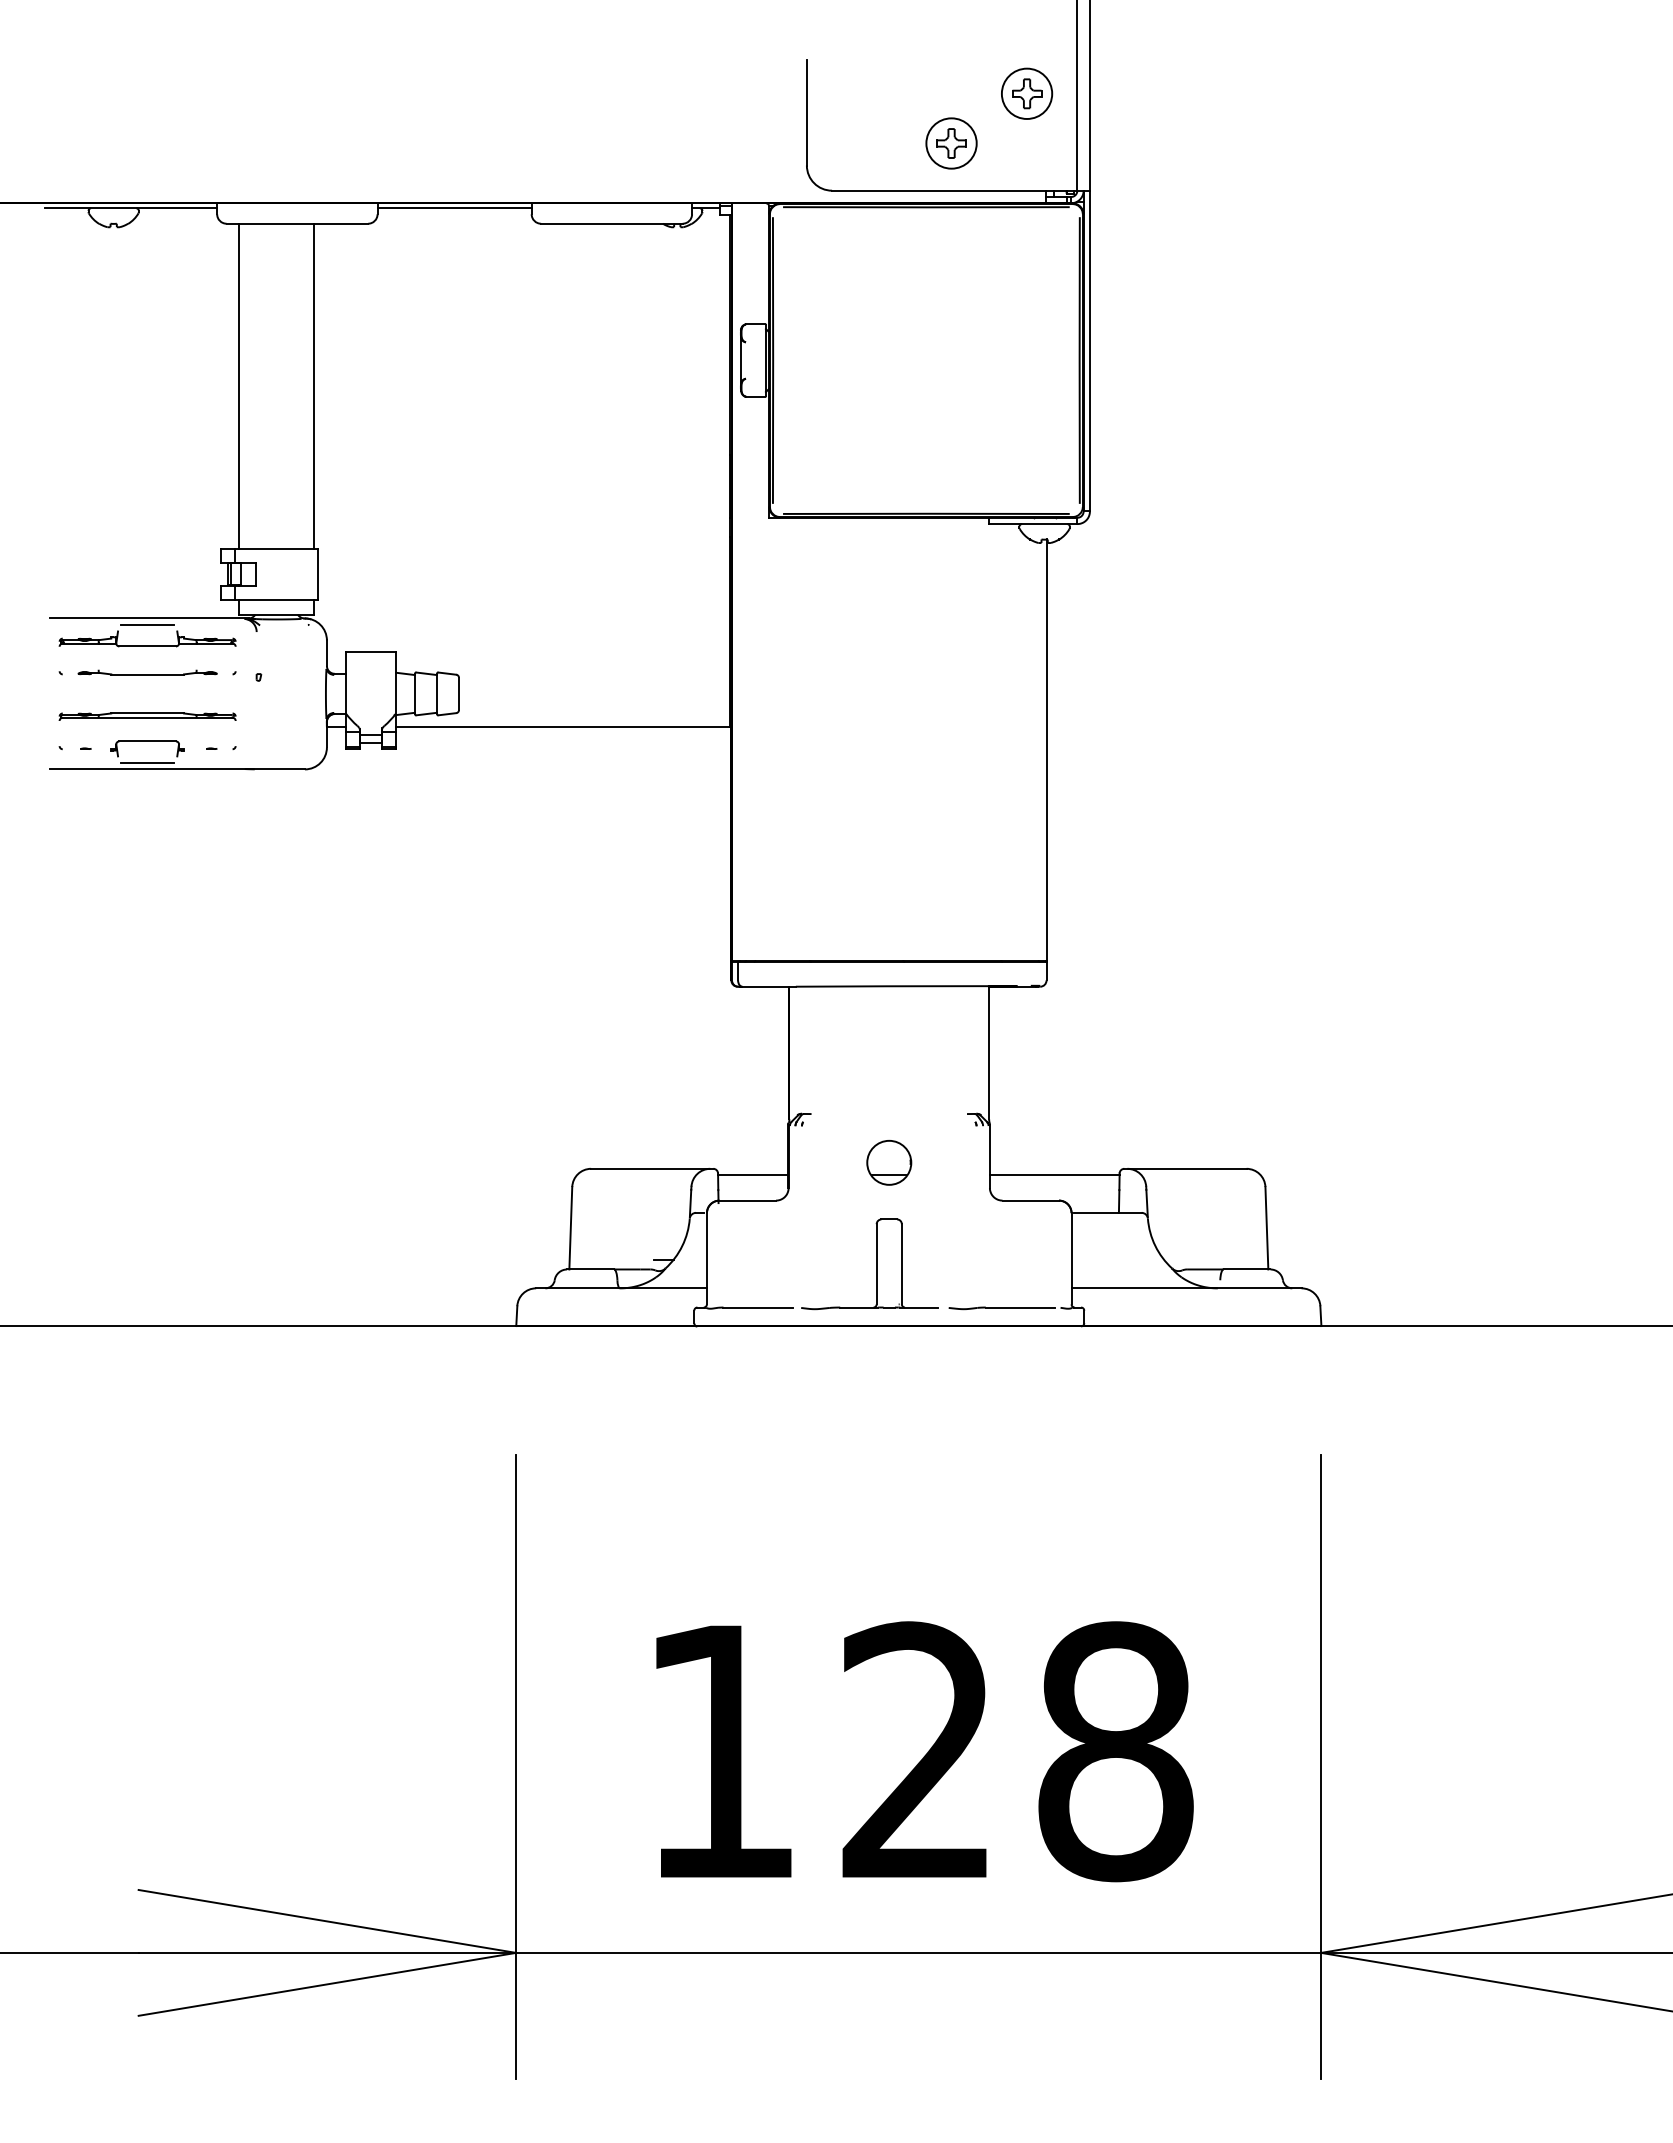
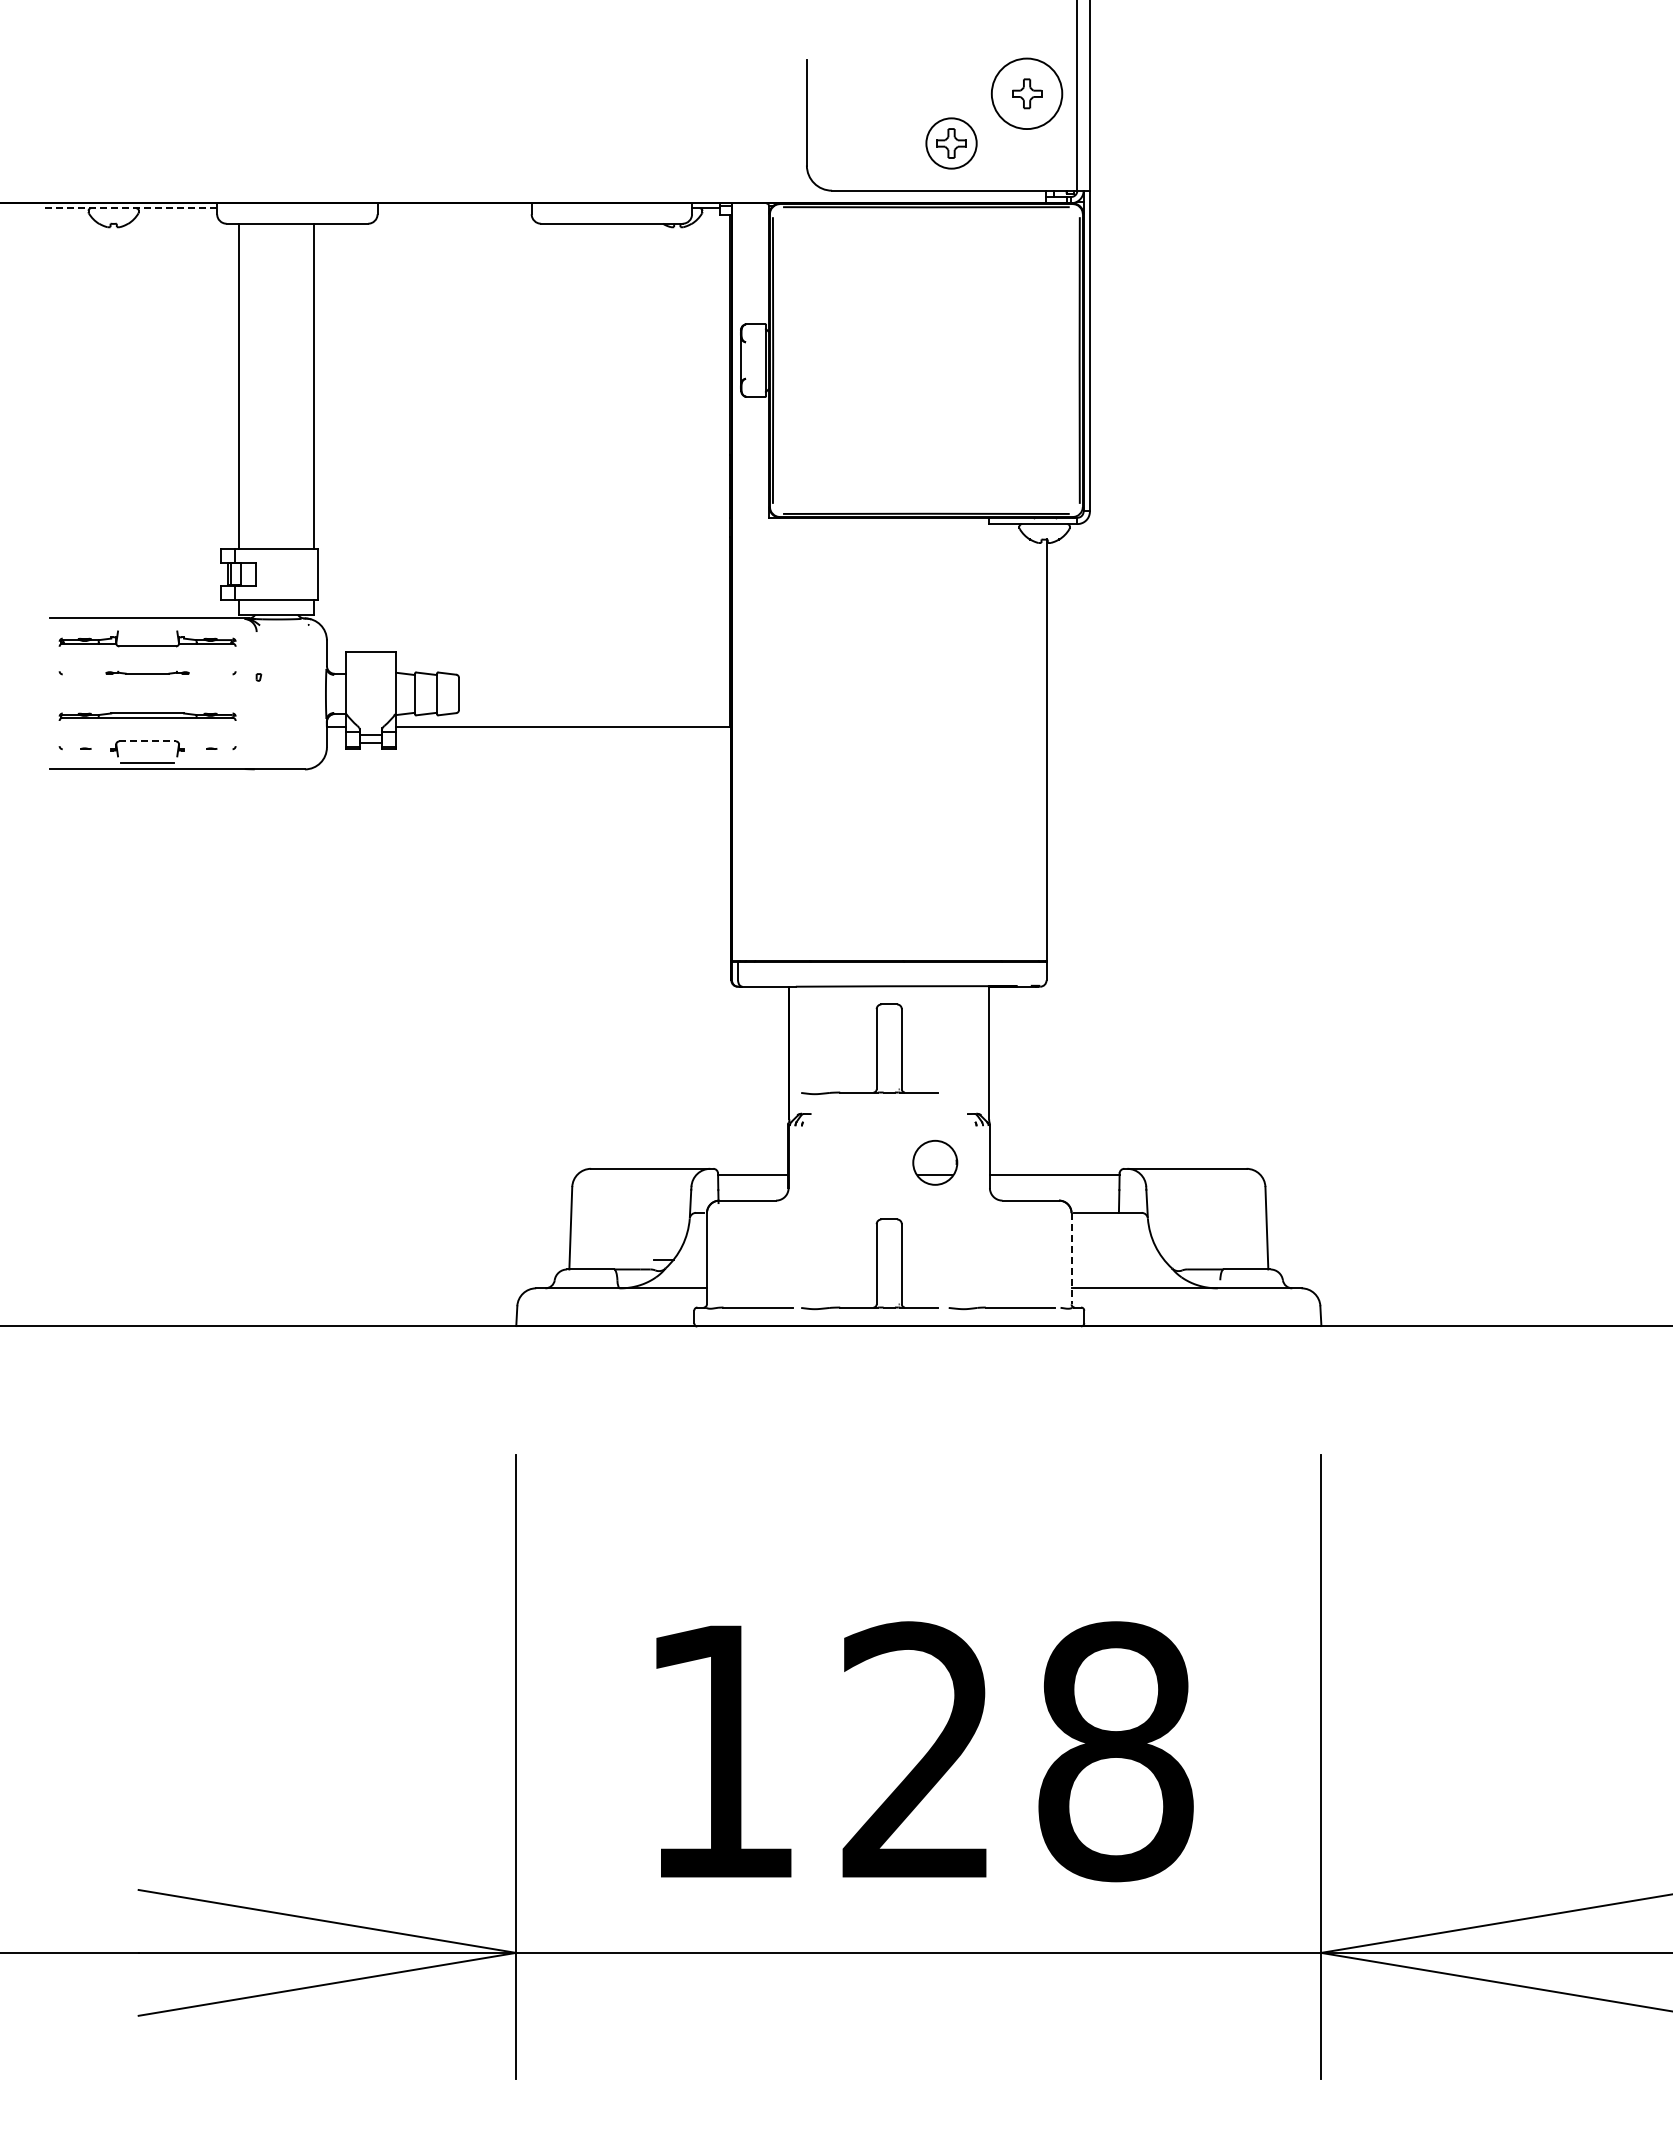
circle diameter: 50 px -> 70 px (1026, 93)
line: solid -> dashed (130, 208)
line: present -> none (454, 208)
line: present -> none (147, 624)
part size: 141x7 px -> 85x5 px (147, 672)
line: solid -> dashed (148, 741)
part: none -> present (876, 1049)
part position: (889, 1162) -> (935, 1162) (935, 1162)
line: solid -> dashed (1071, 1258)
